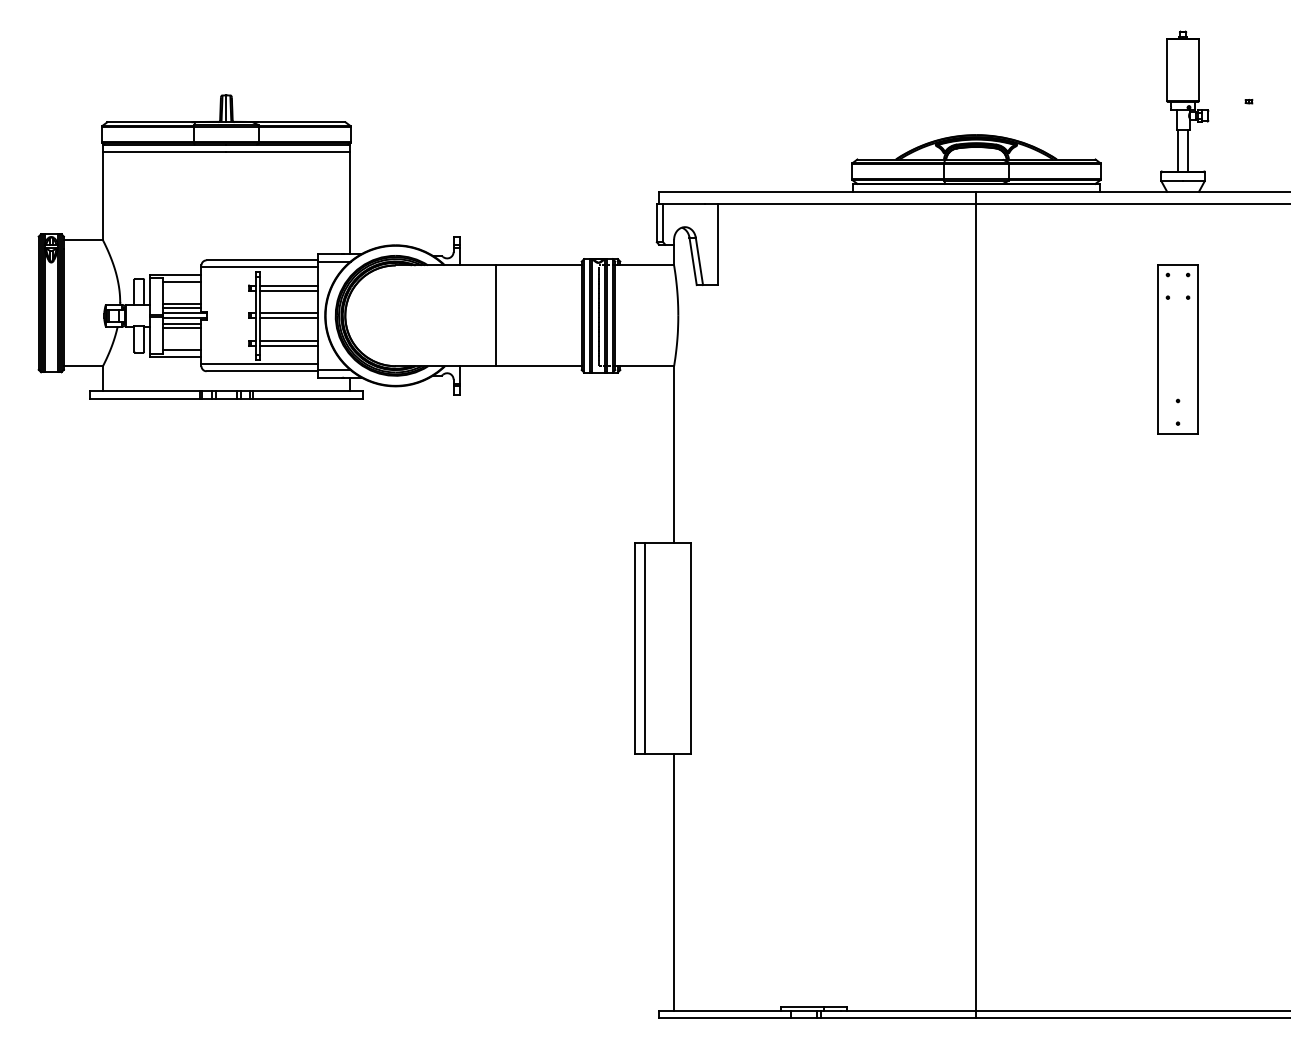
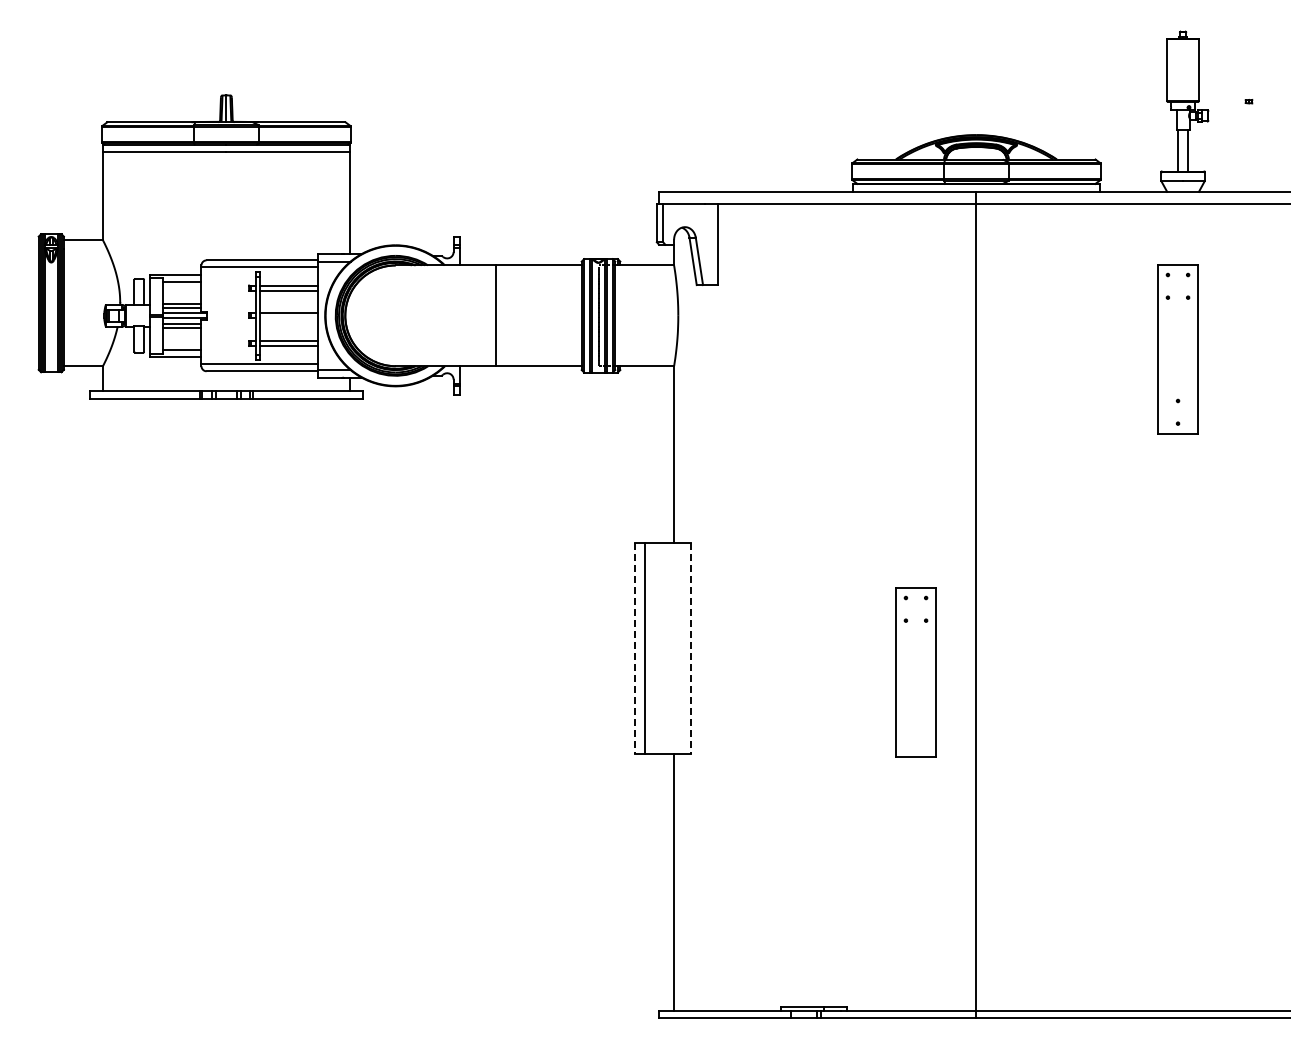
line: present -> none (288, 318)
line: solid -> dashed (635, 648)
line: solid -> dashed (690, 648)
part: none -> present (915, 672)
